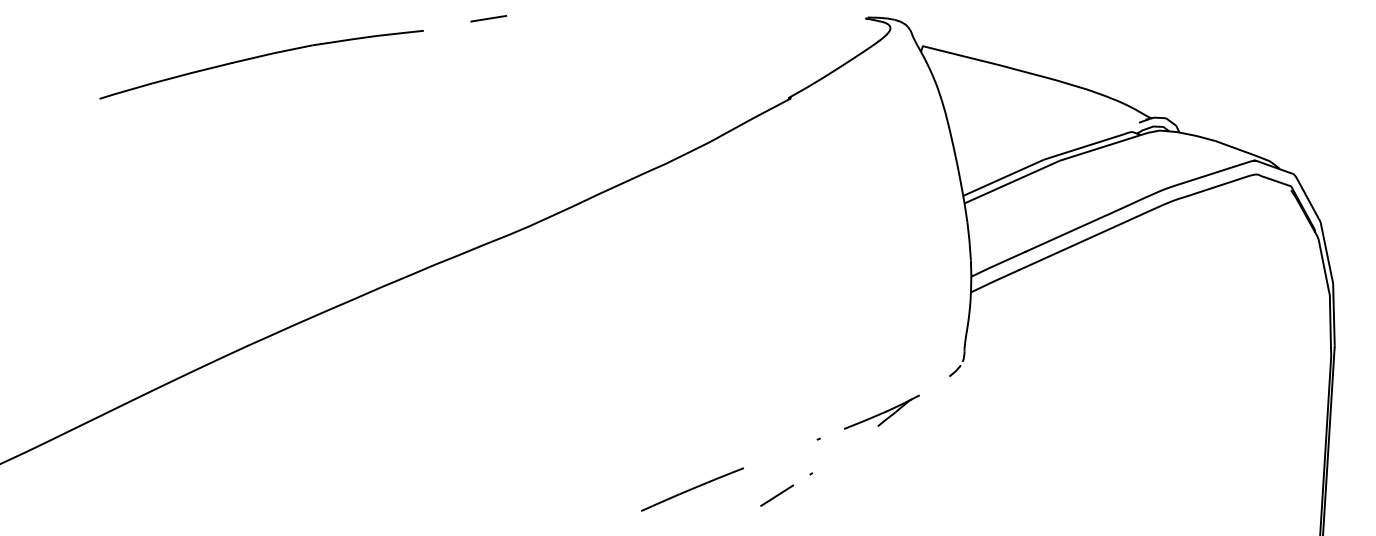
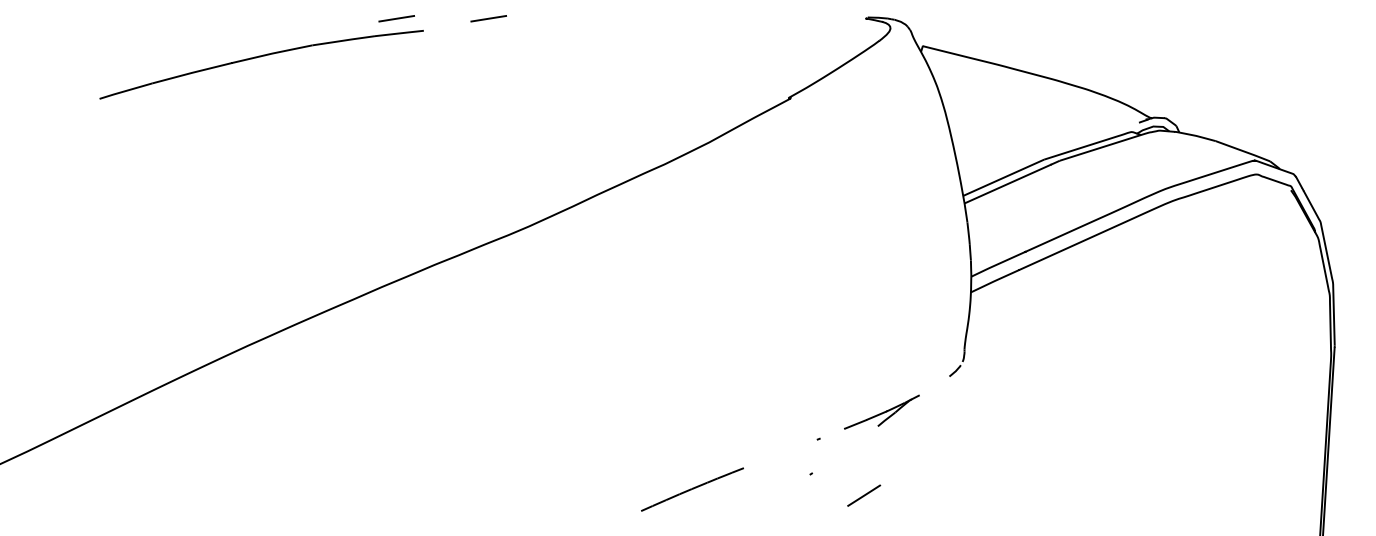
line: none -> present (396, 18)
line position: (777, 495) -> (864, 495) (864, 495)
